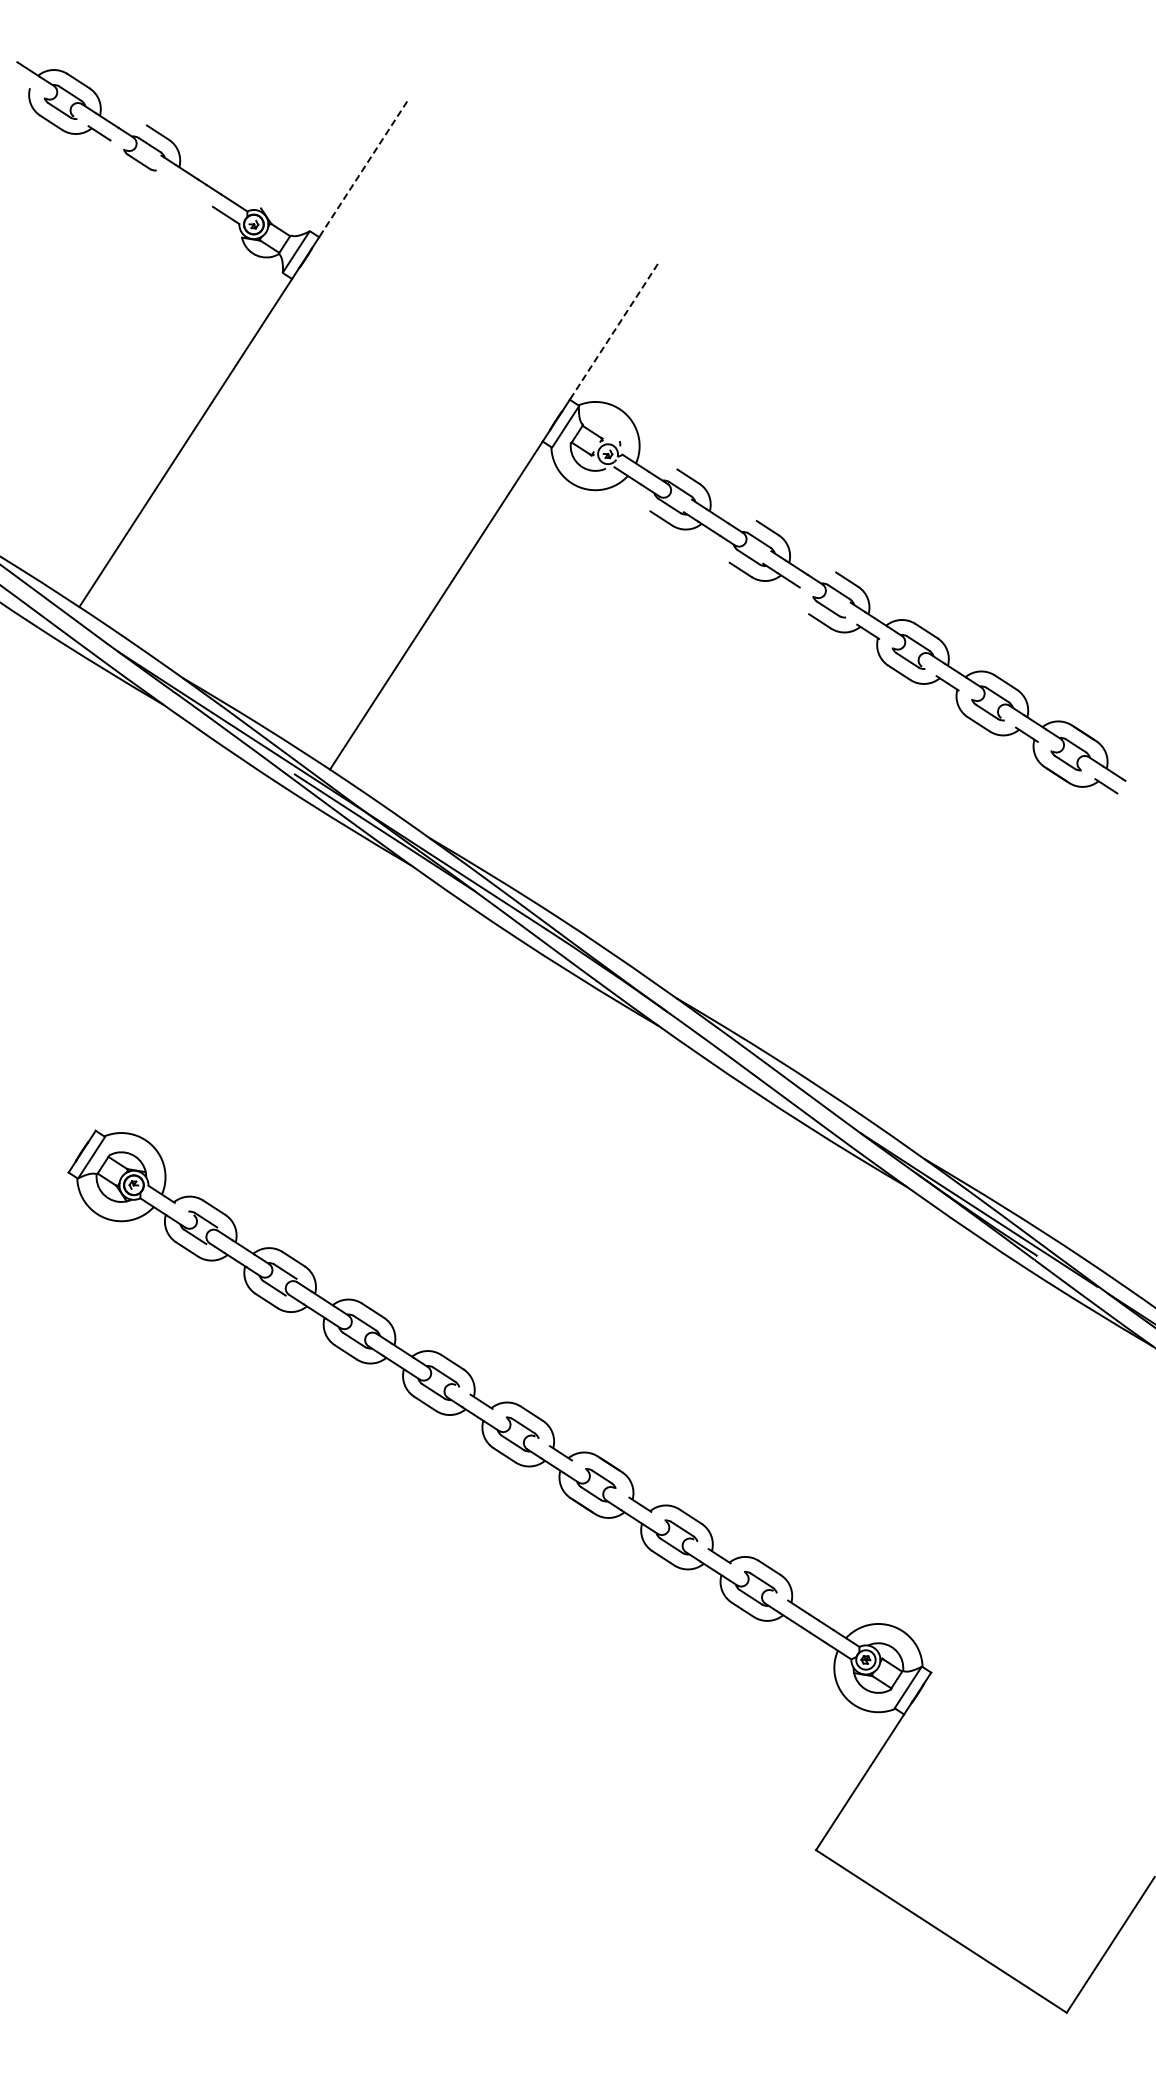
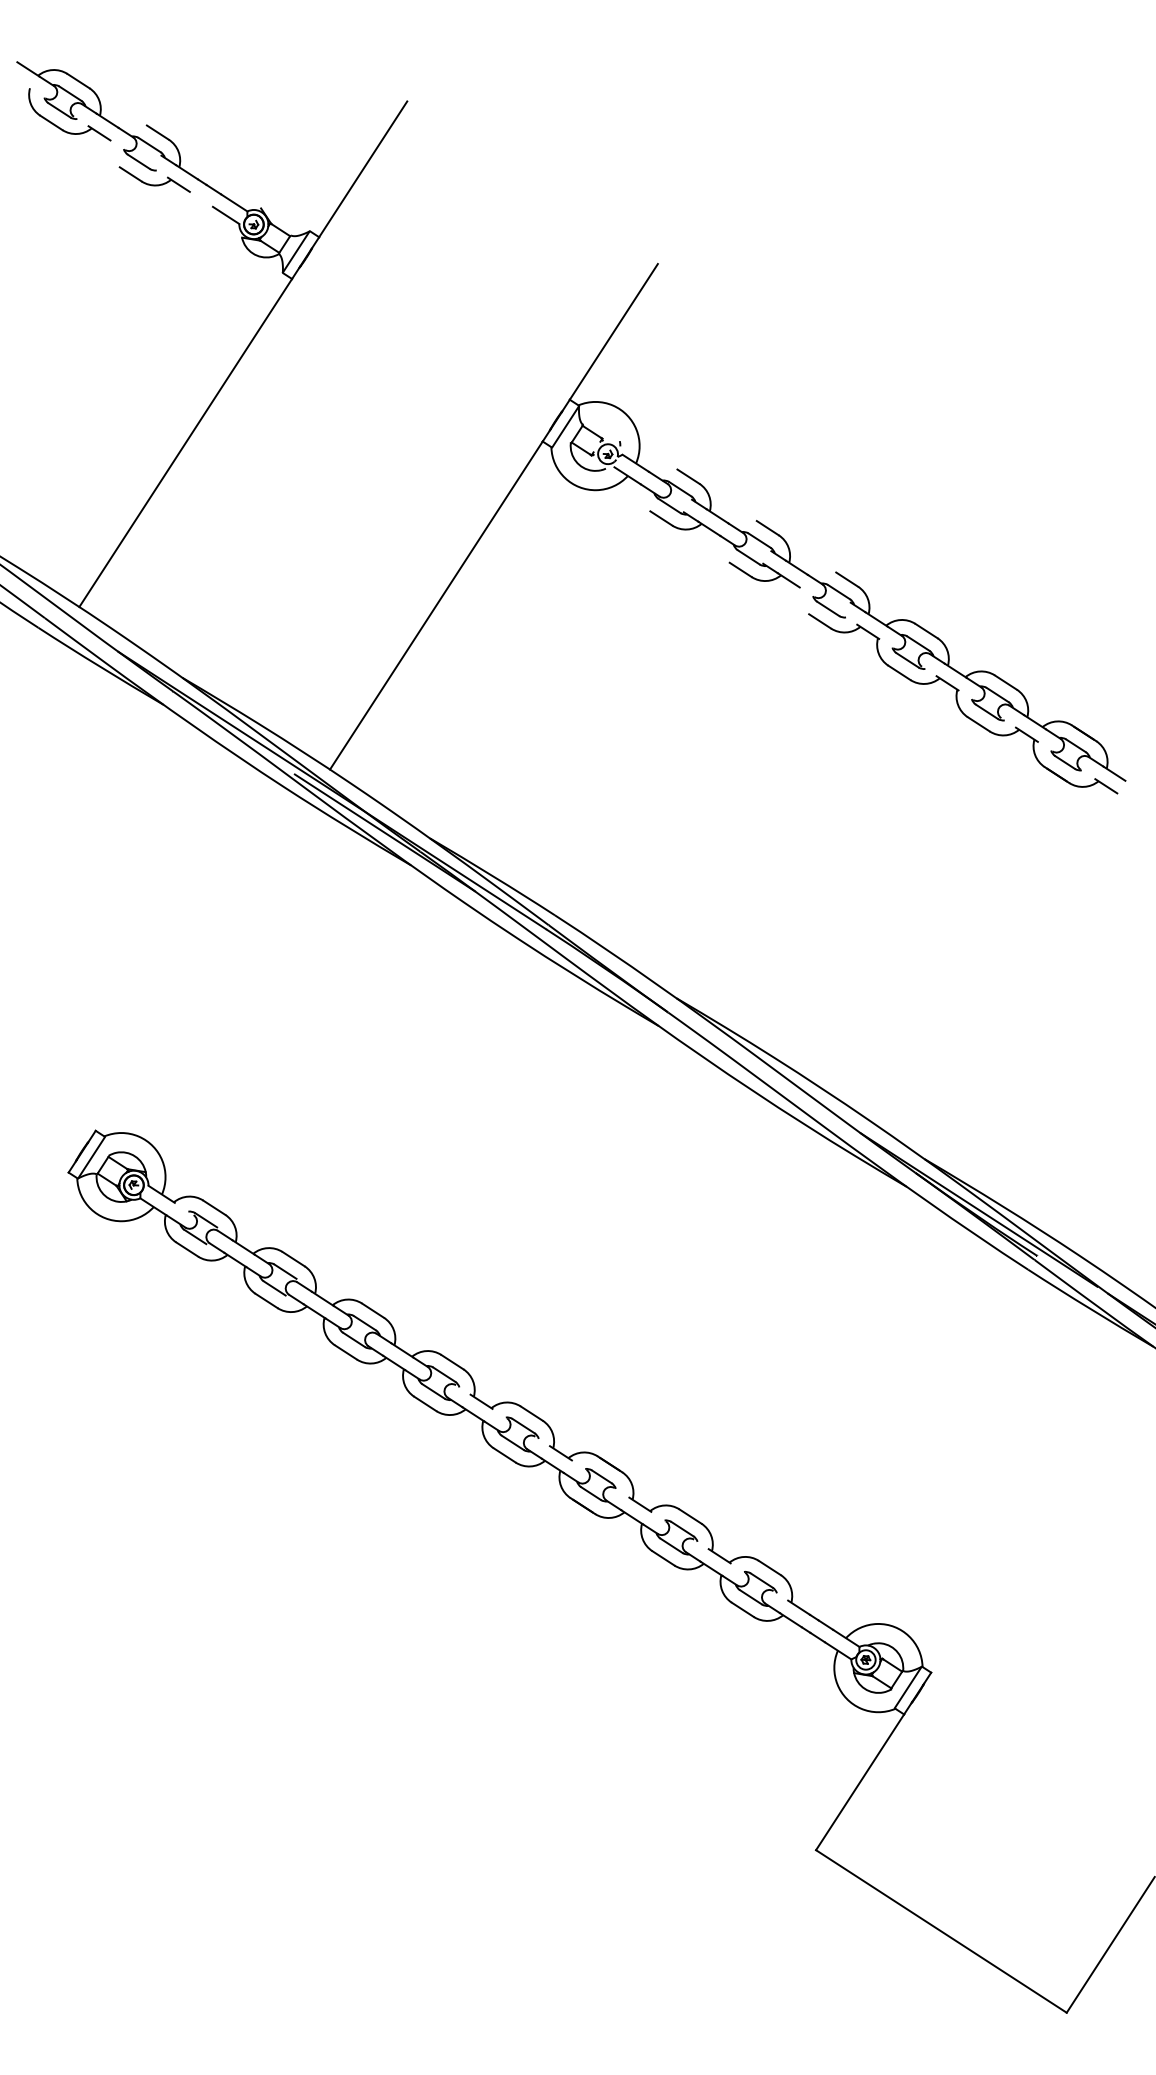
line: dashed -> solid (363, 169)
part: none -> present (154, 179)
line: dashed -> solid (613, 331)
